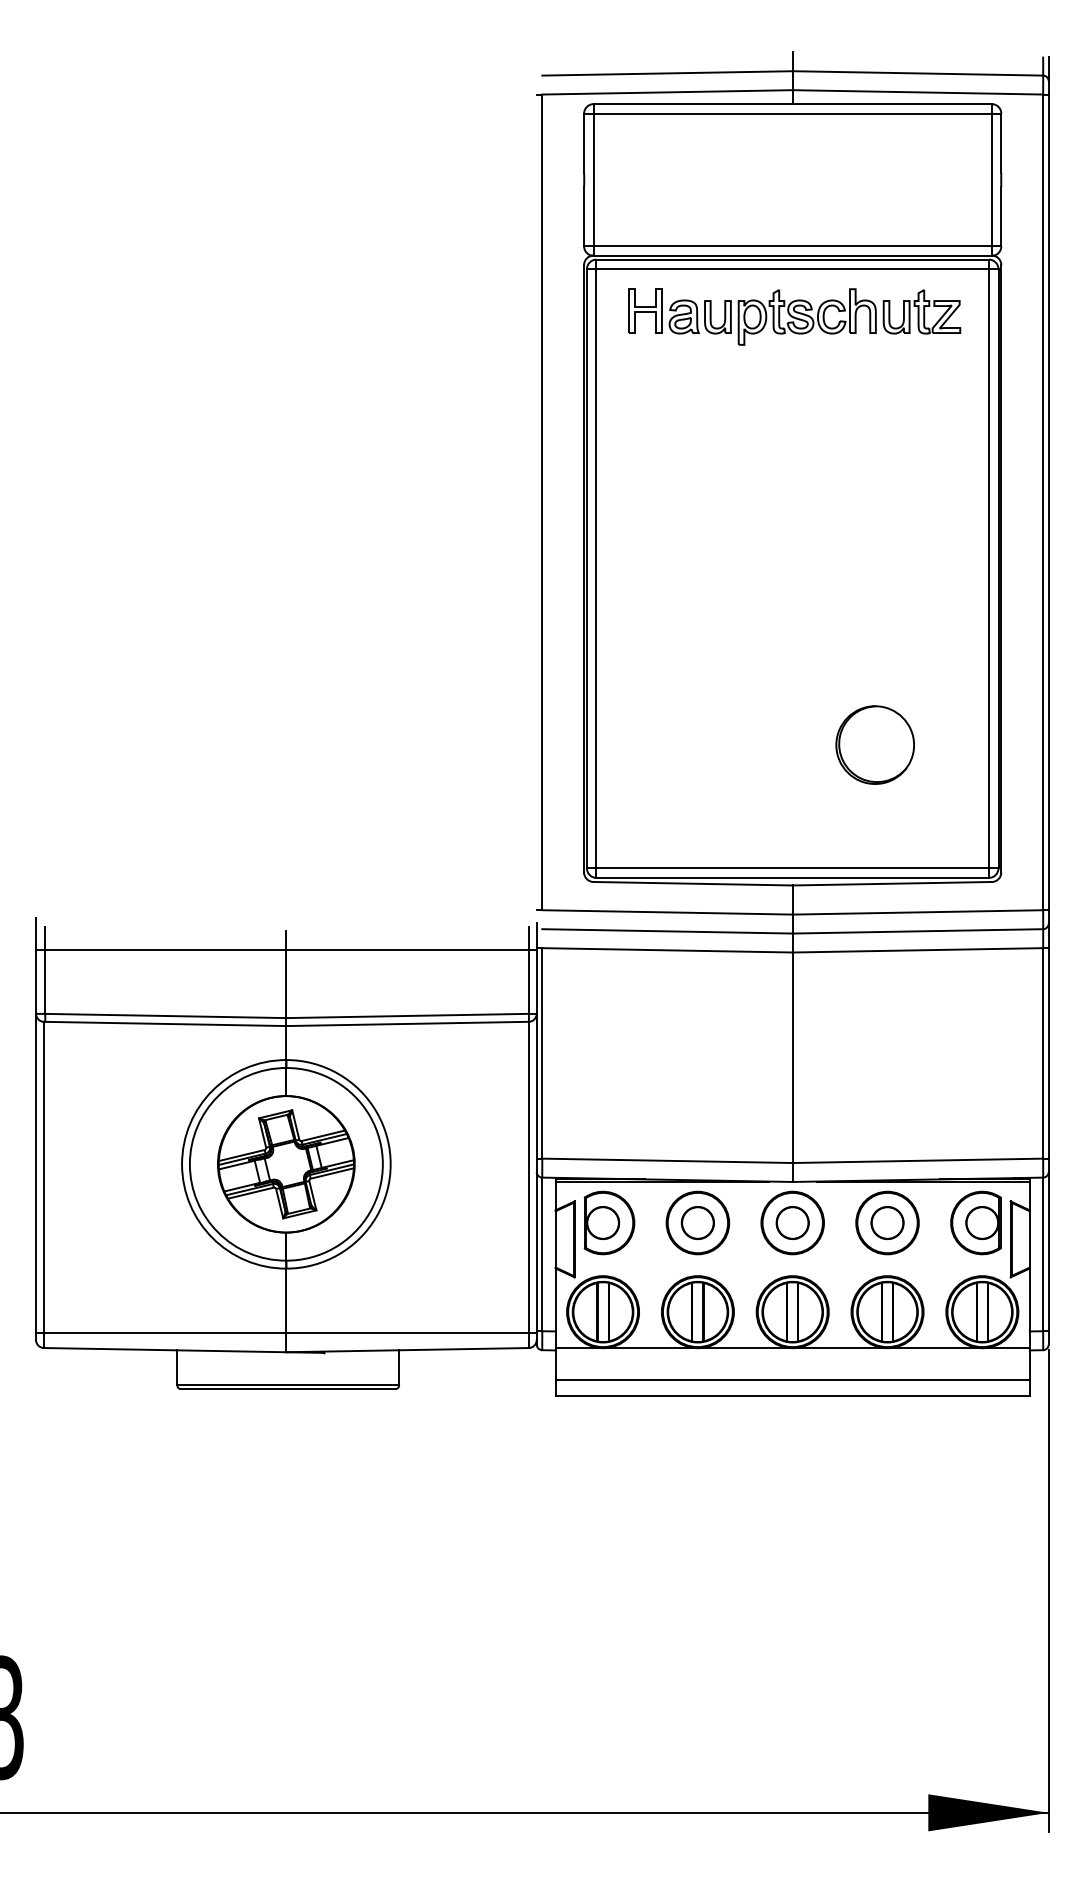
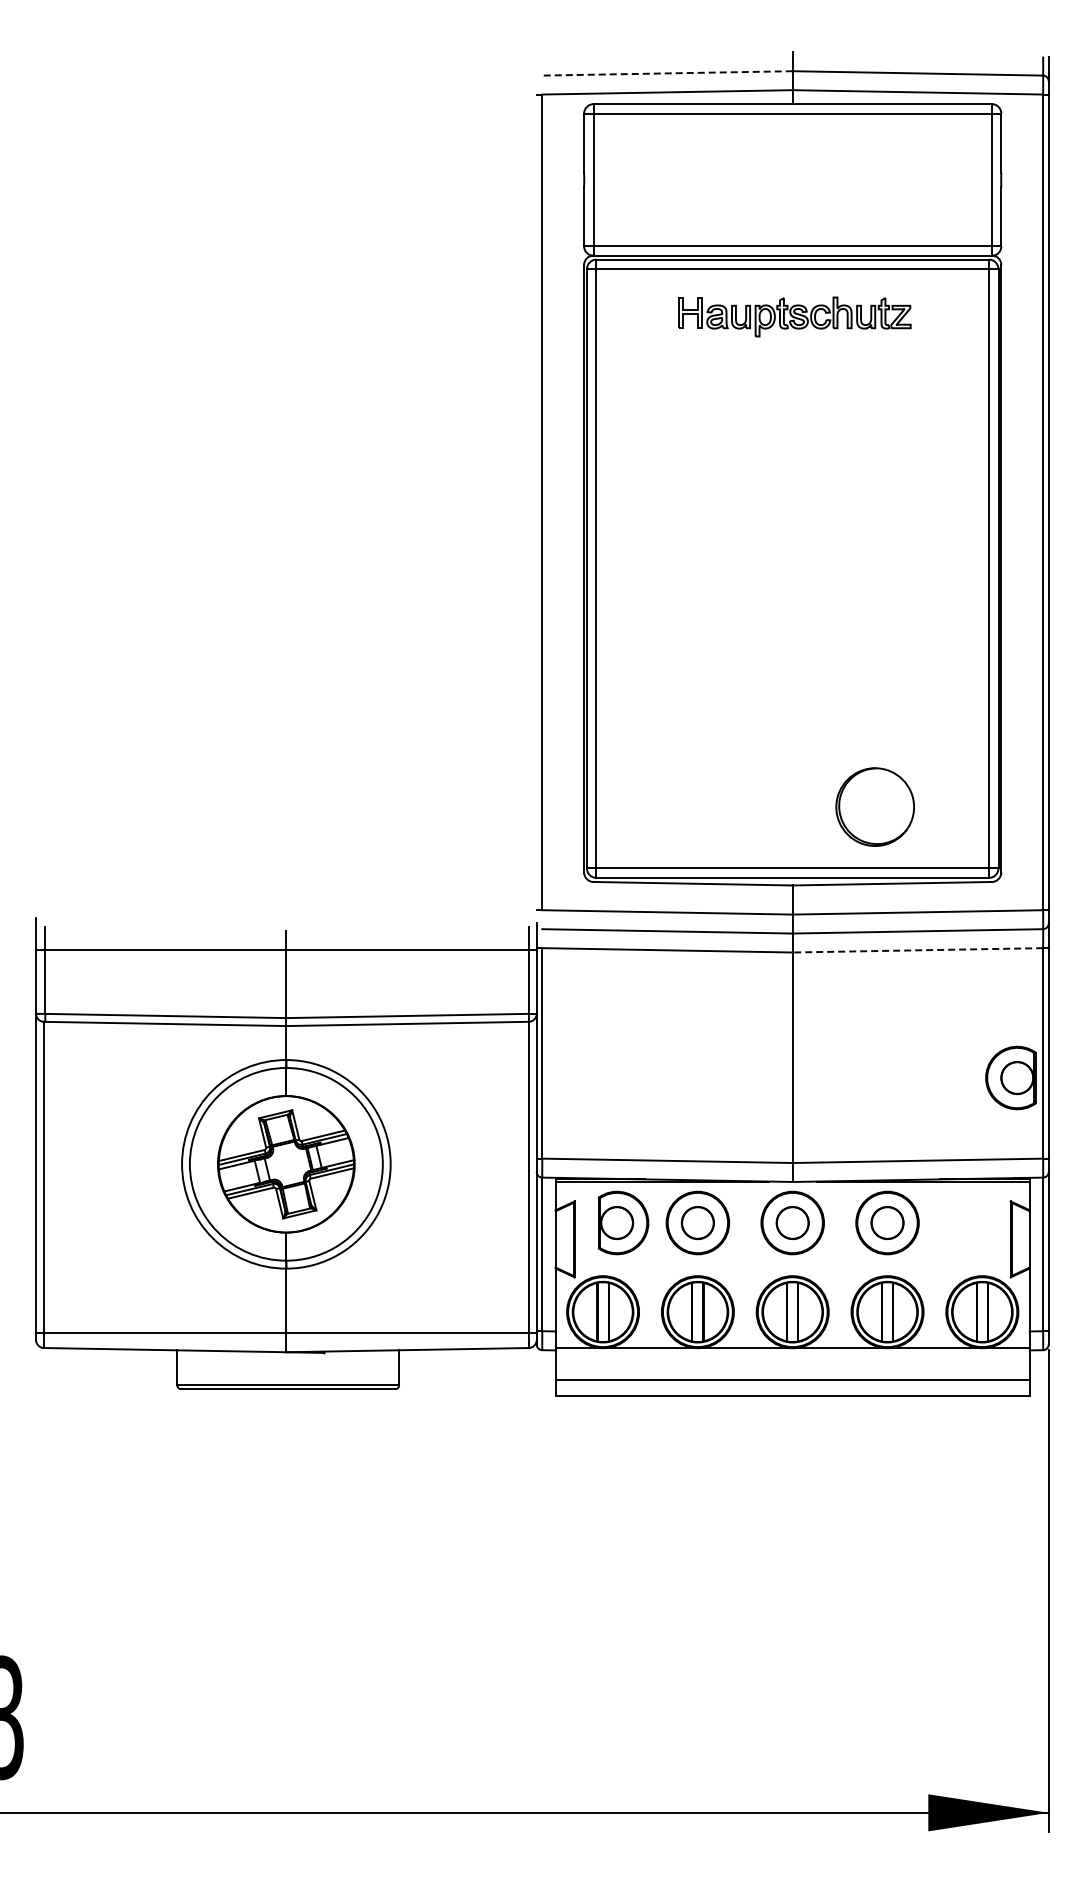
line: solid -> dashed (667, 73)
part size: 334x58 px -> 234x42 px (794, 316)
part position: (874, 744) -> (874, 806) (874, 806)
line: solid -> dashed (917, 950)
part position: (609, 1222) -> (623, 1222) (623, 1222)
part position: (975, 1222) -> (1010, 1077) (1010, 1077)
